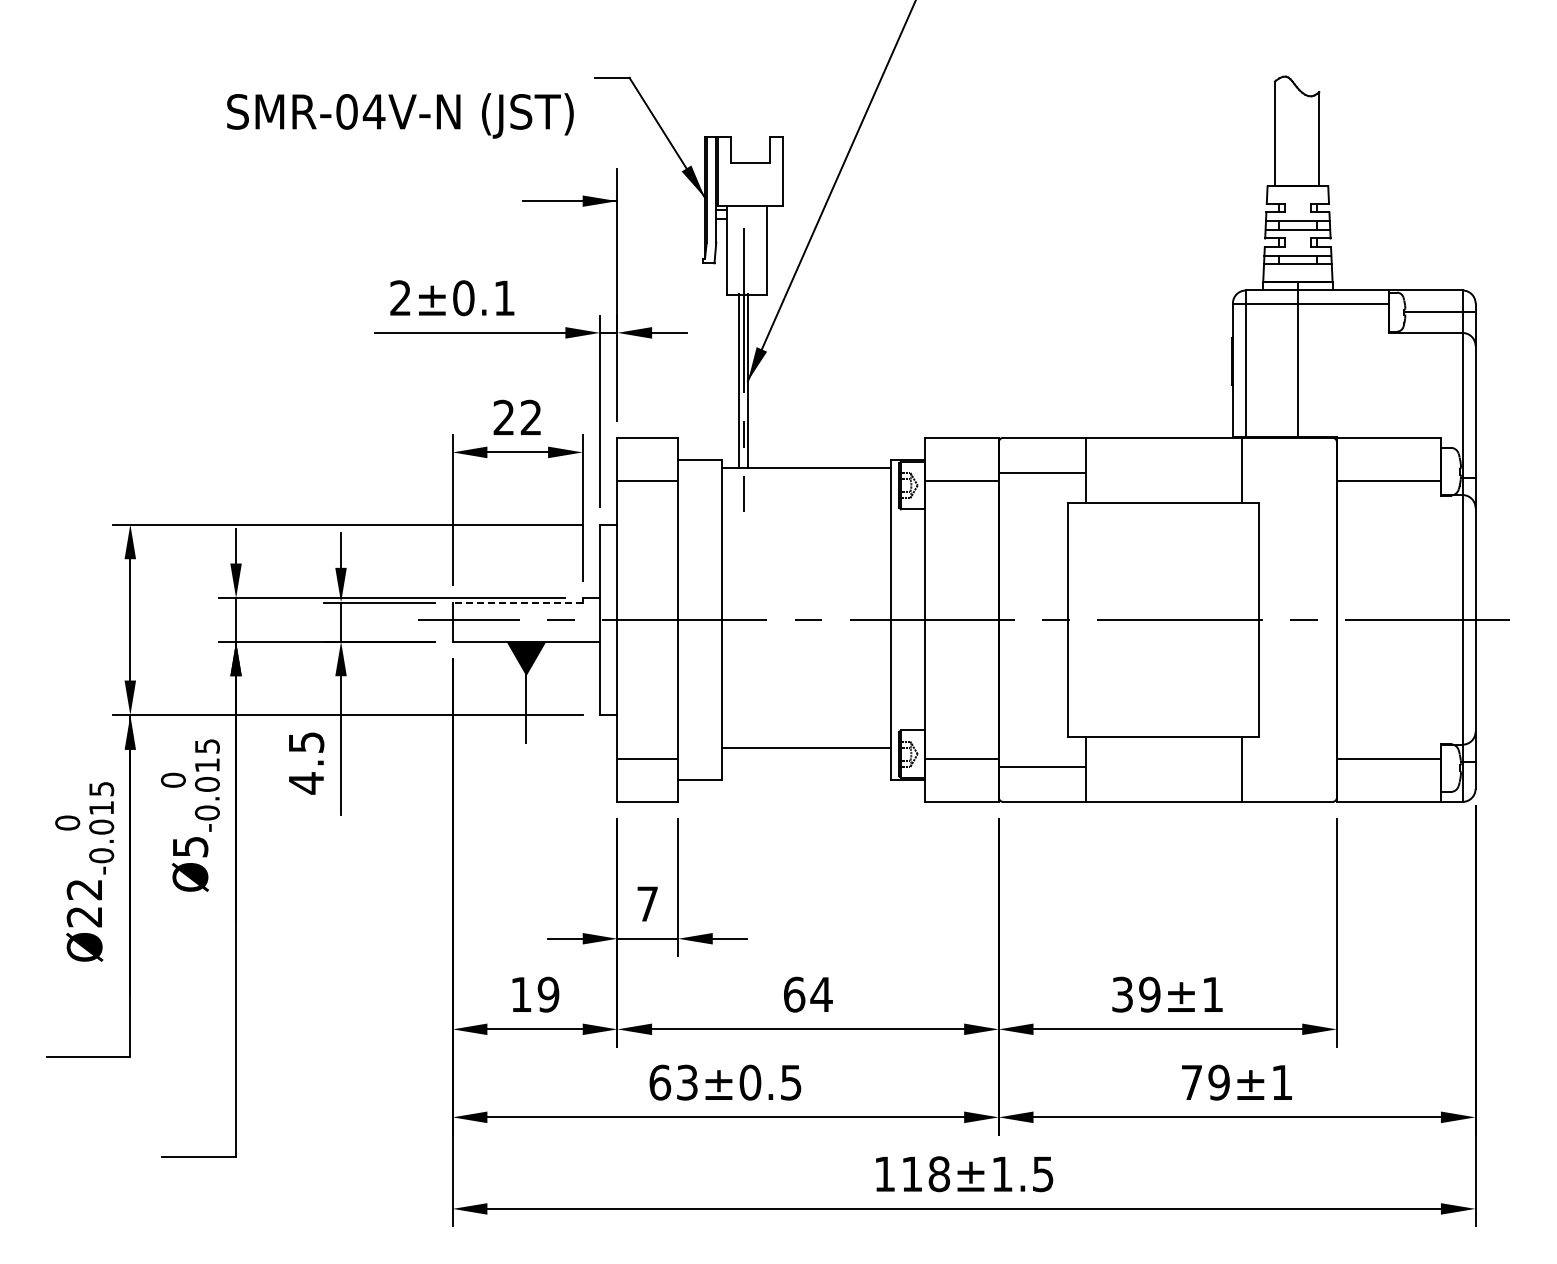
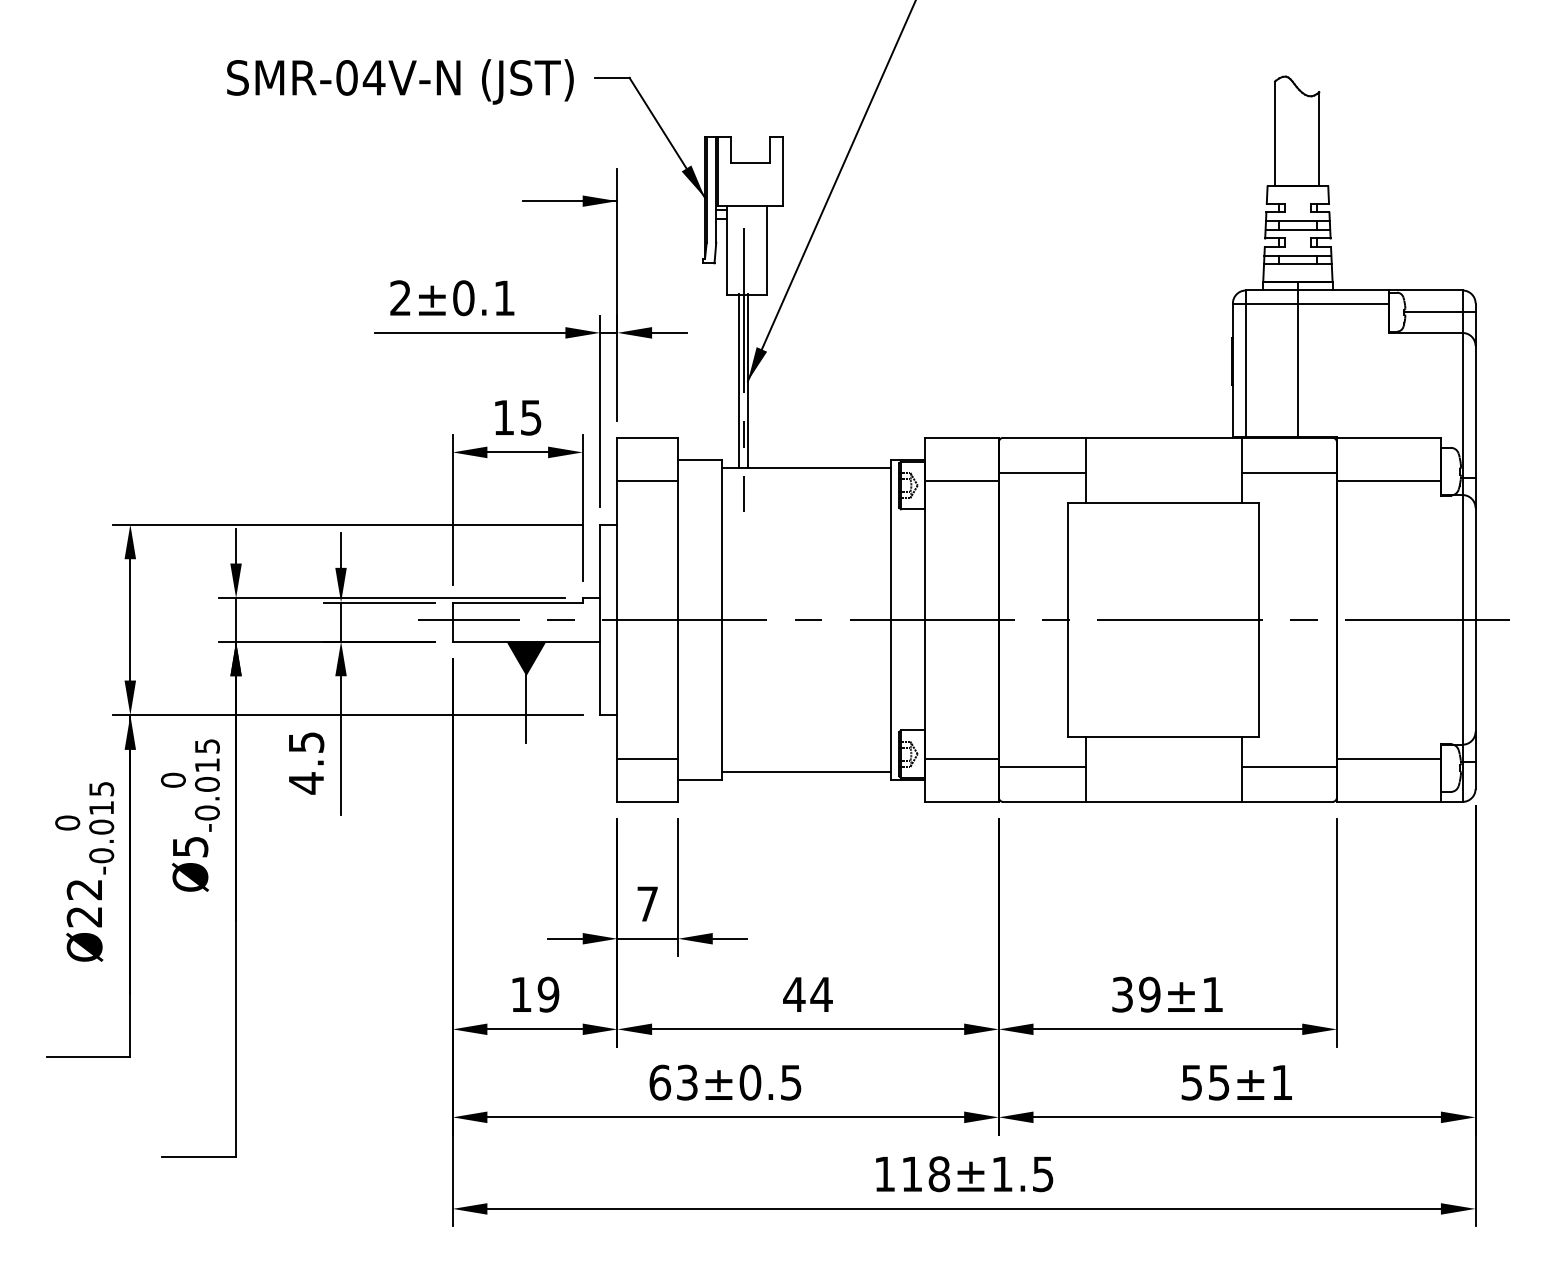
text position: (400, 115) -> (400, 81) (400, 81)
text: 22 -> 15 (517, 417)
line: none -> present (1288, 473)
line: dashed -> solid (517, 602)
line position: (805, 747) -> (805, 771) (805, 771)
line: none -> present (1288, 766)
text: 64 -> 44 (794, 994)
text: 79±1 -> 55±1 (1205, 1082)
